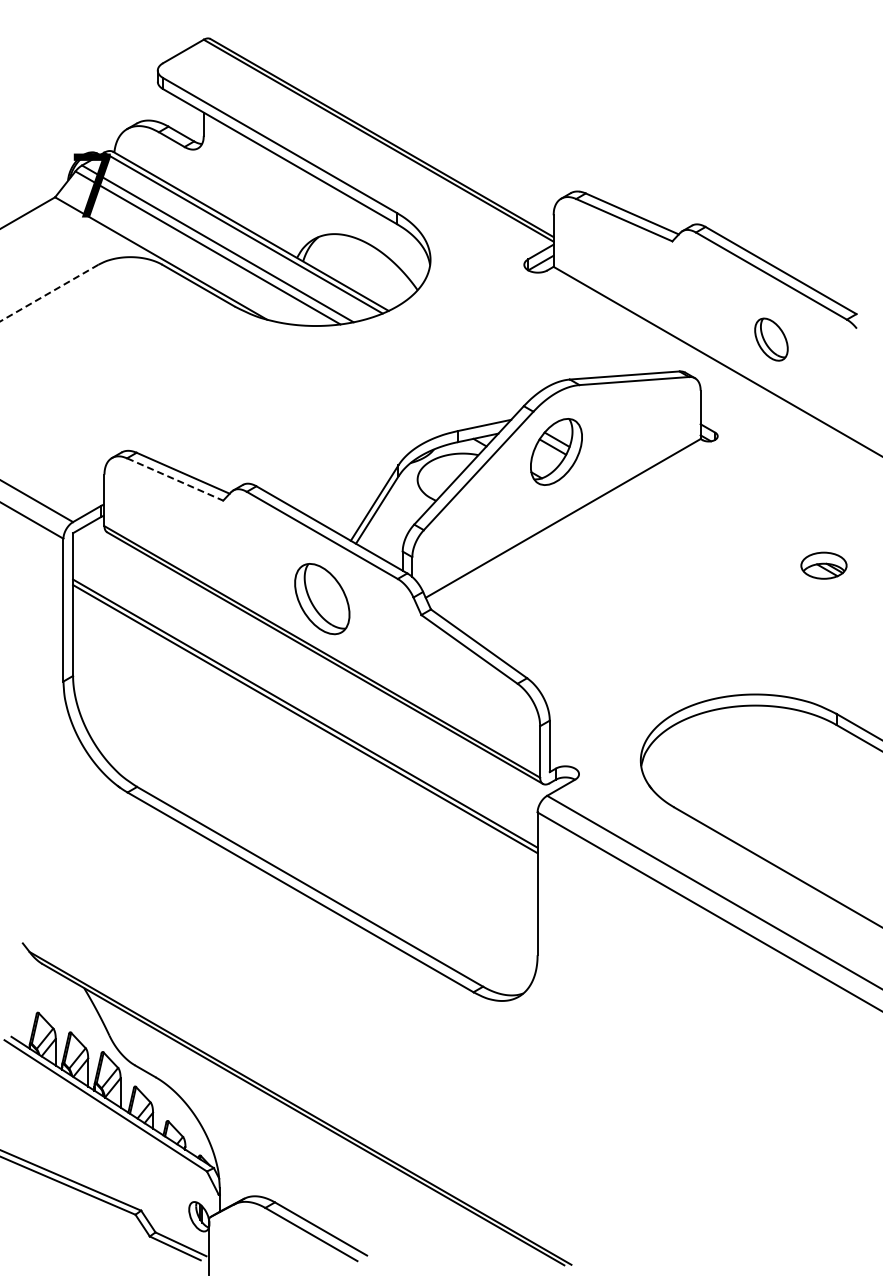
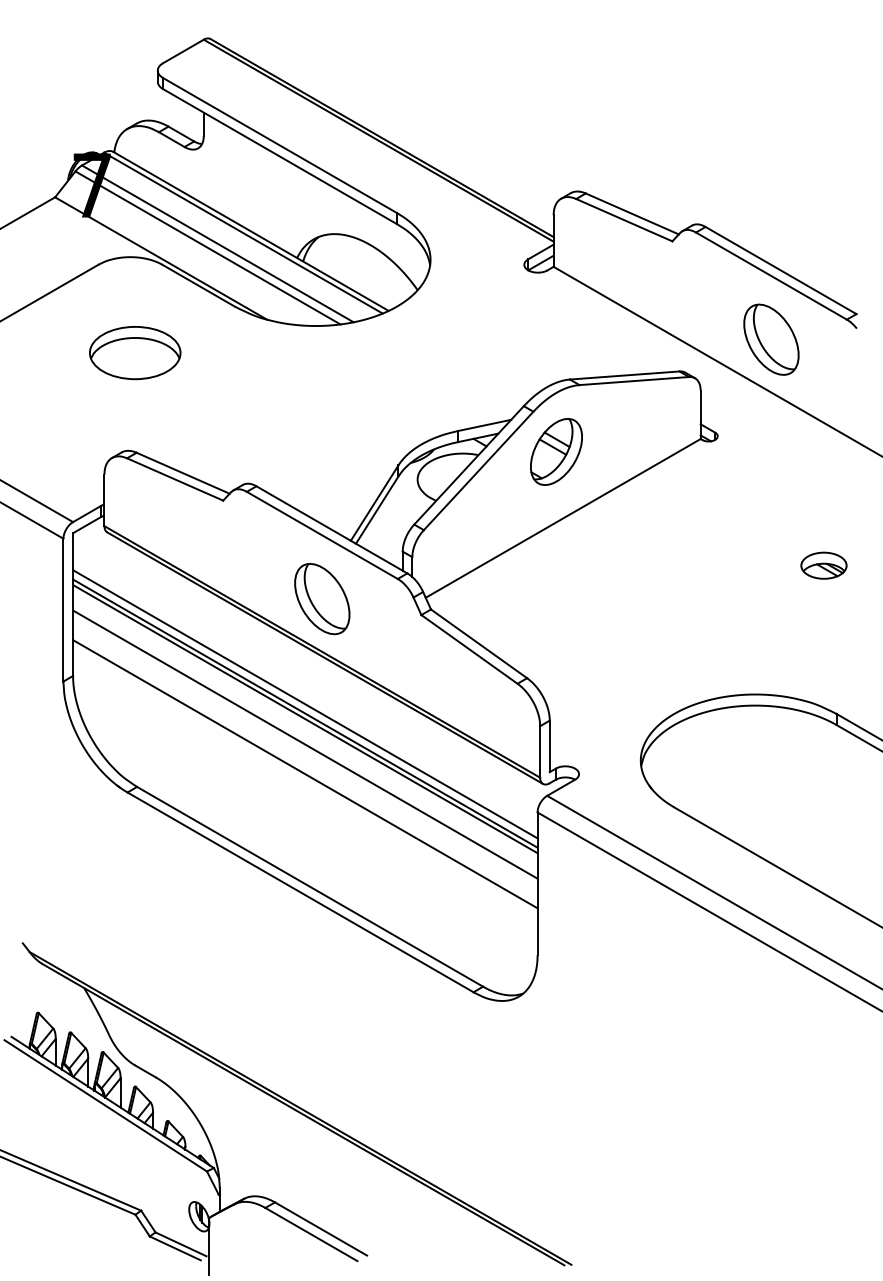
line: dashed -> solid (49, 293)
part size: 35x45 px -> 57x73 px (771, 339)
part: none -> present (135, 353)
line: dashed -> solid (175, 479)
line: none -> present (305, 704)
line: none -> present (305, 744)
line: none -> present (305, 774)
